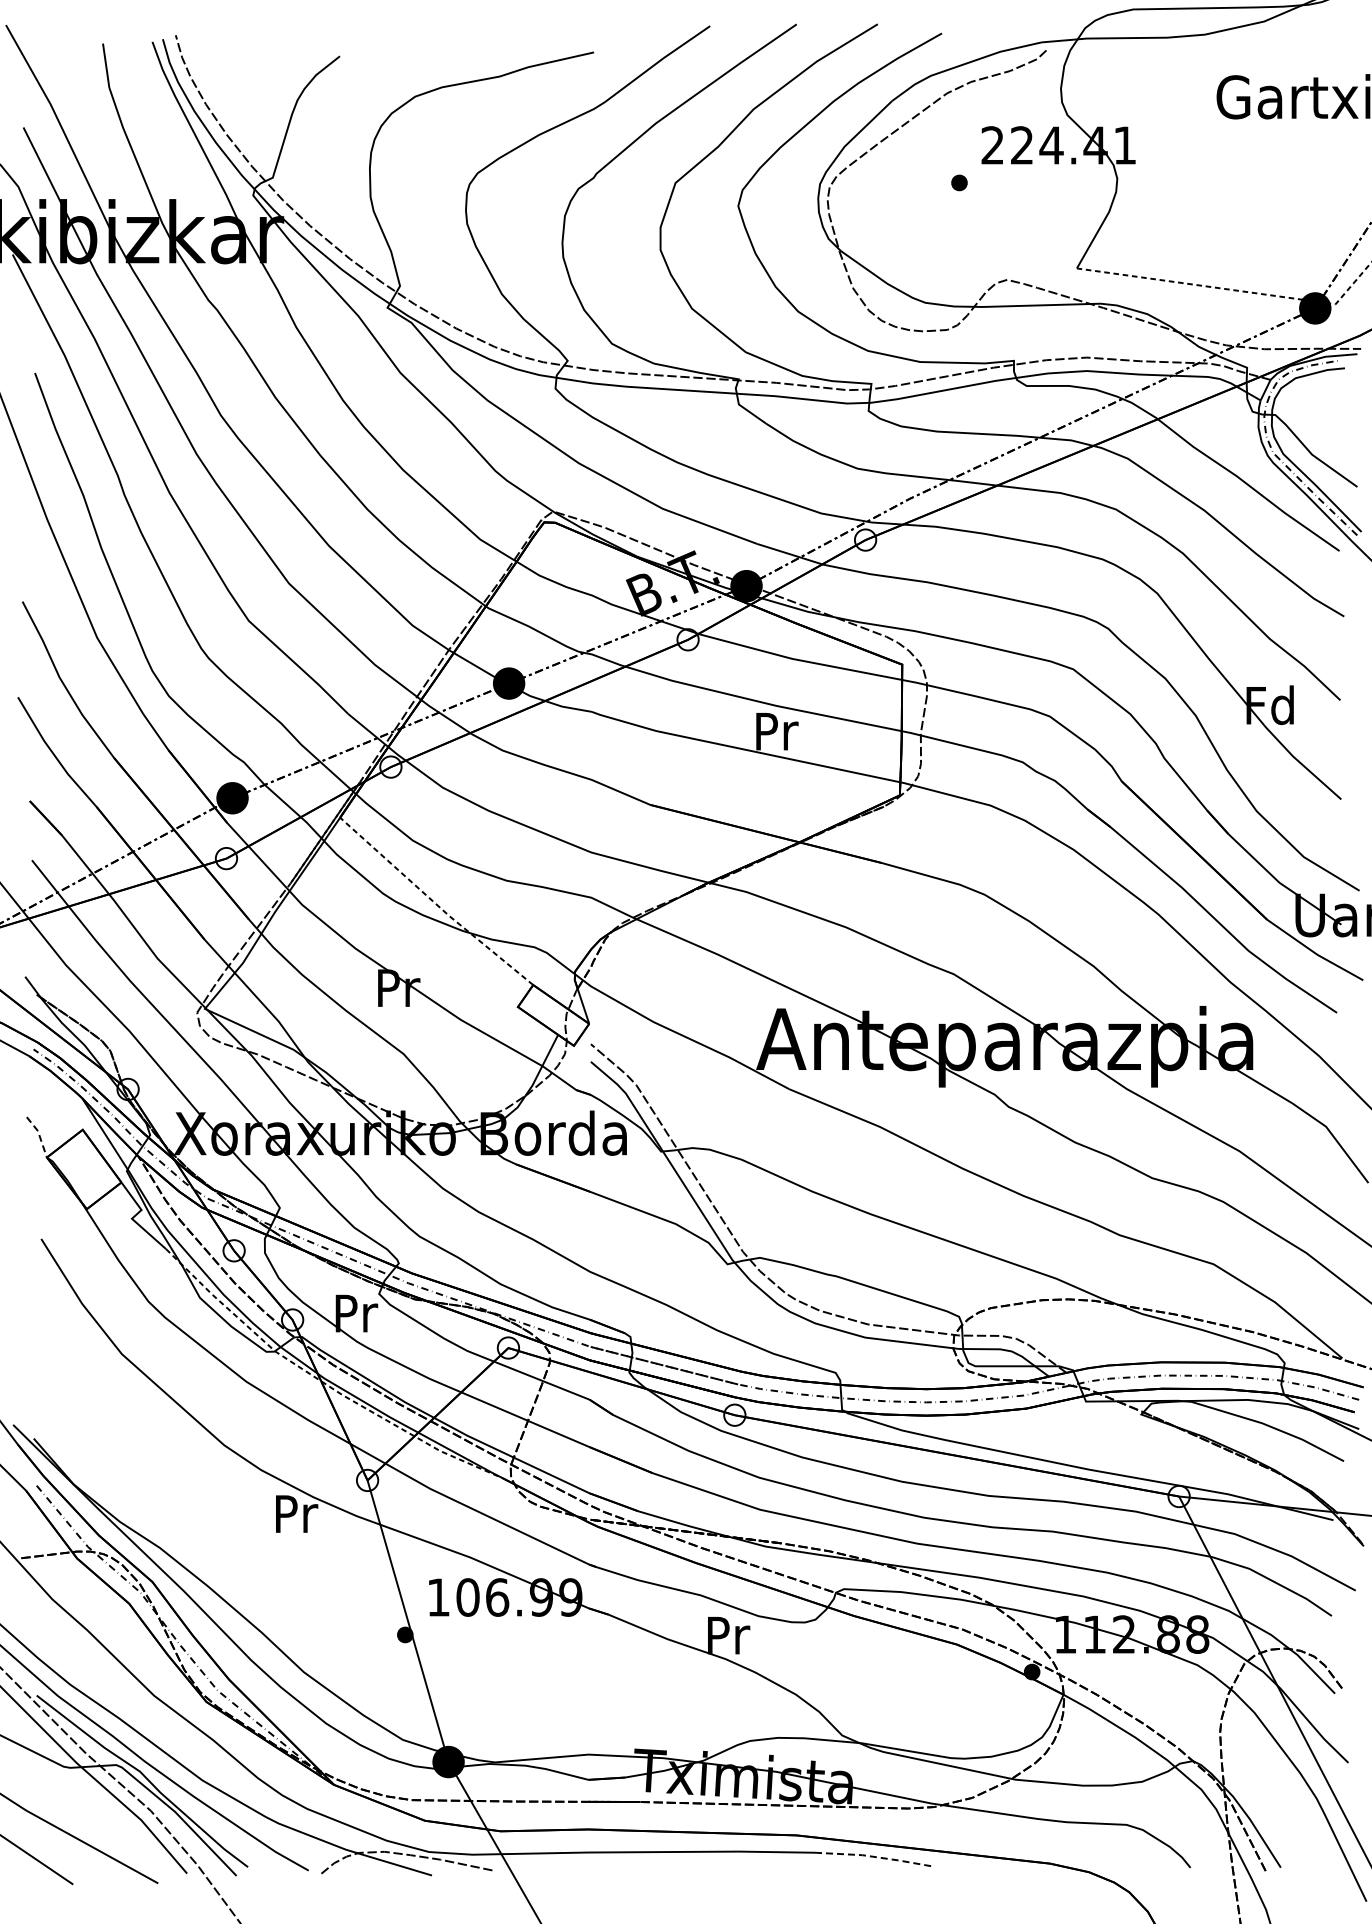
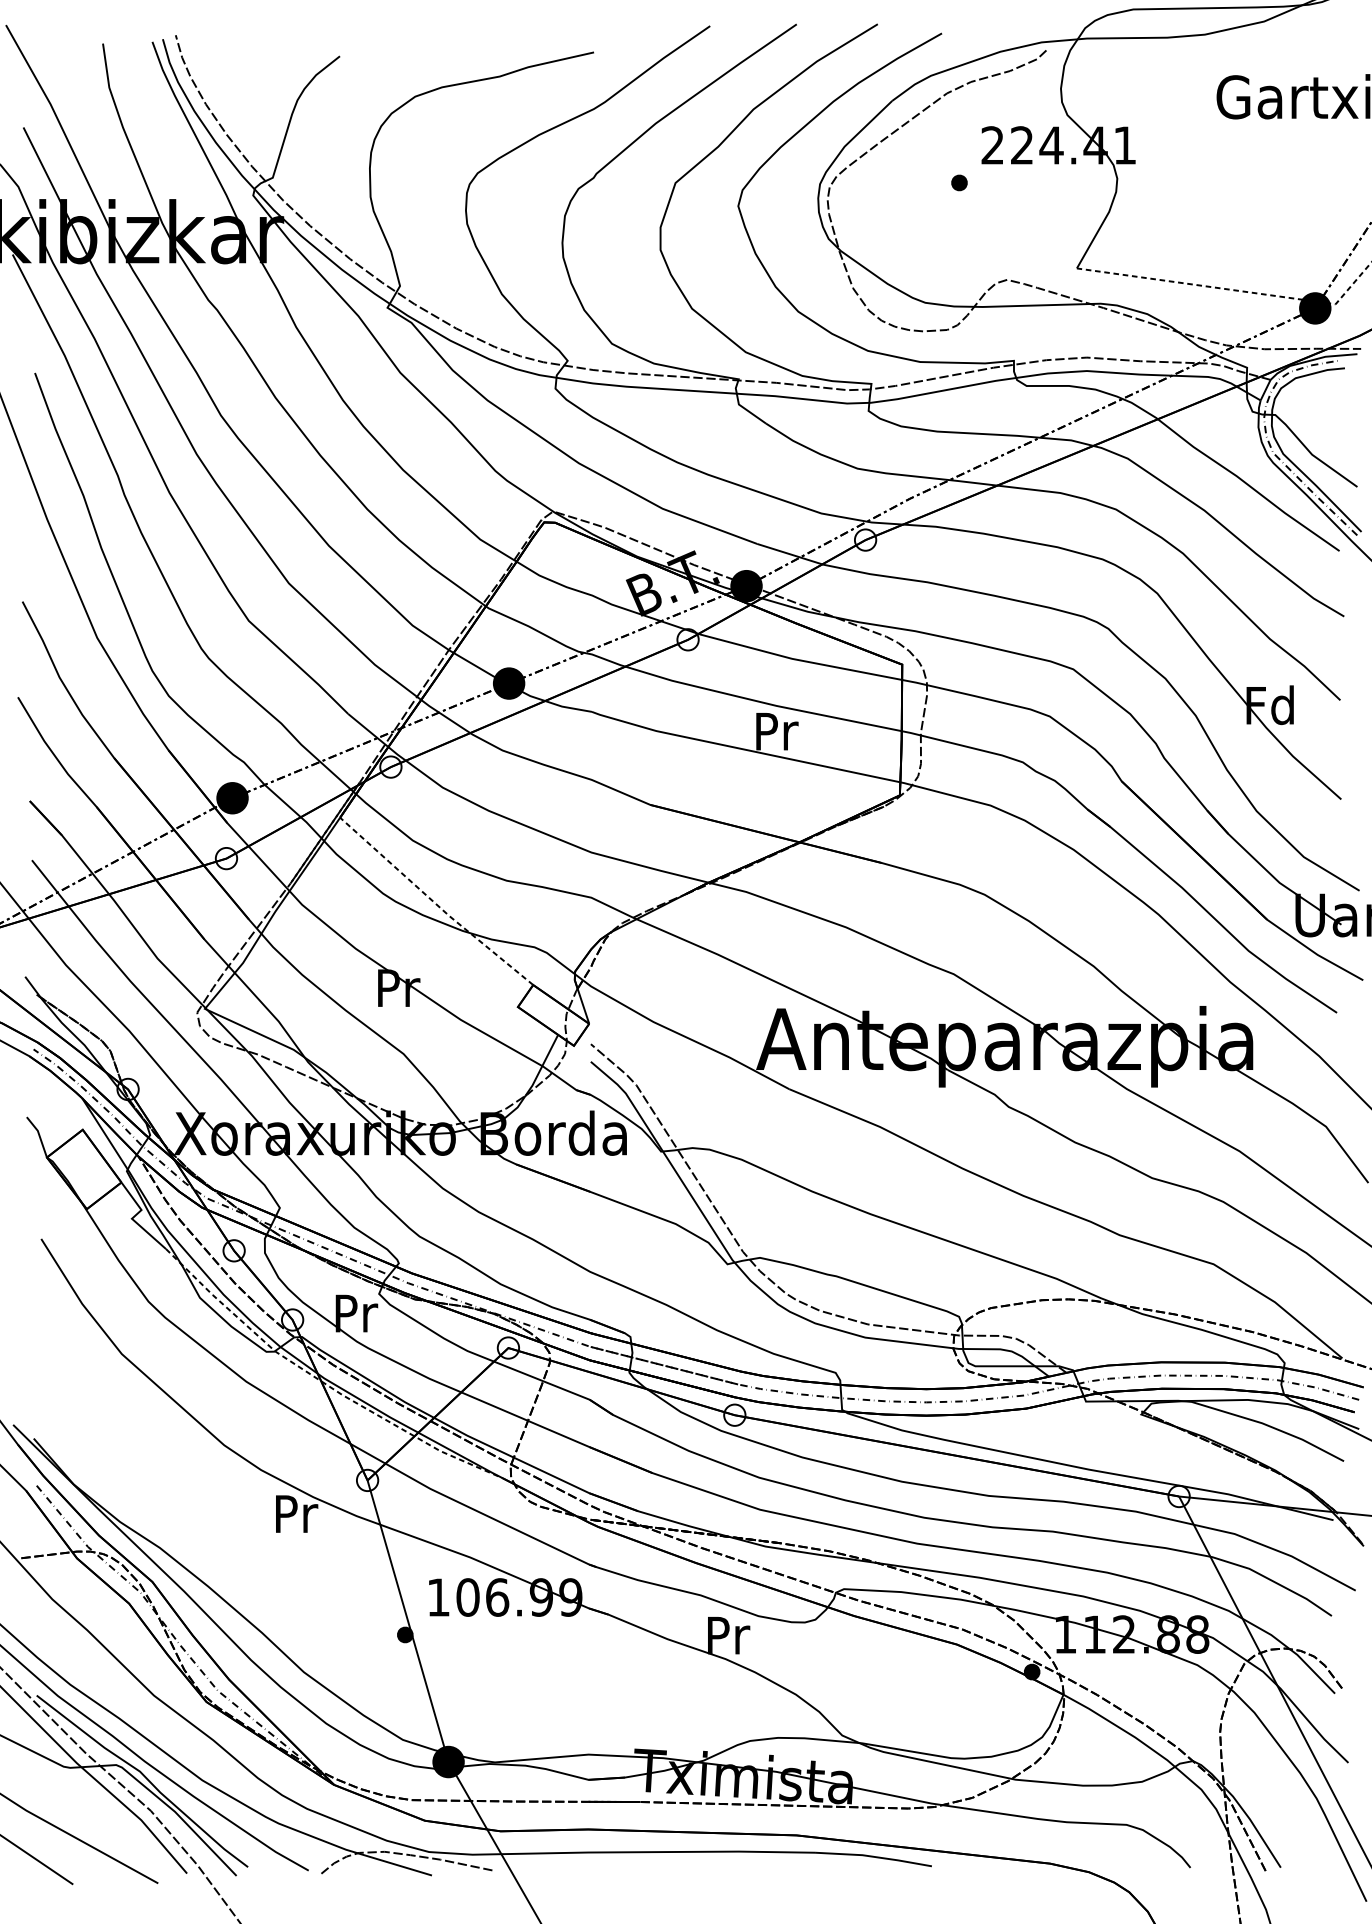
line: dashed -> solid (39, 1135)
line: dashed -> solid (874, 1856)
